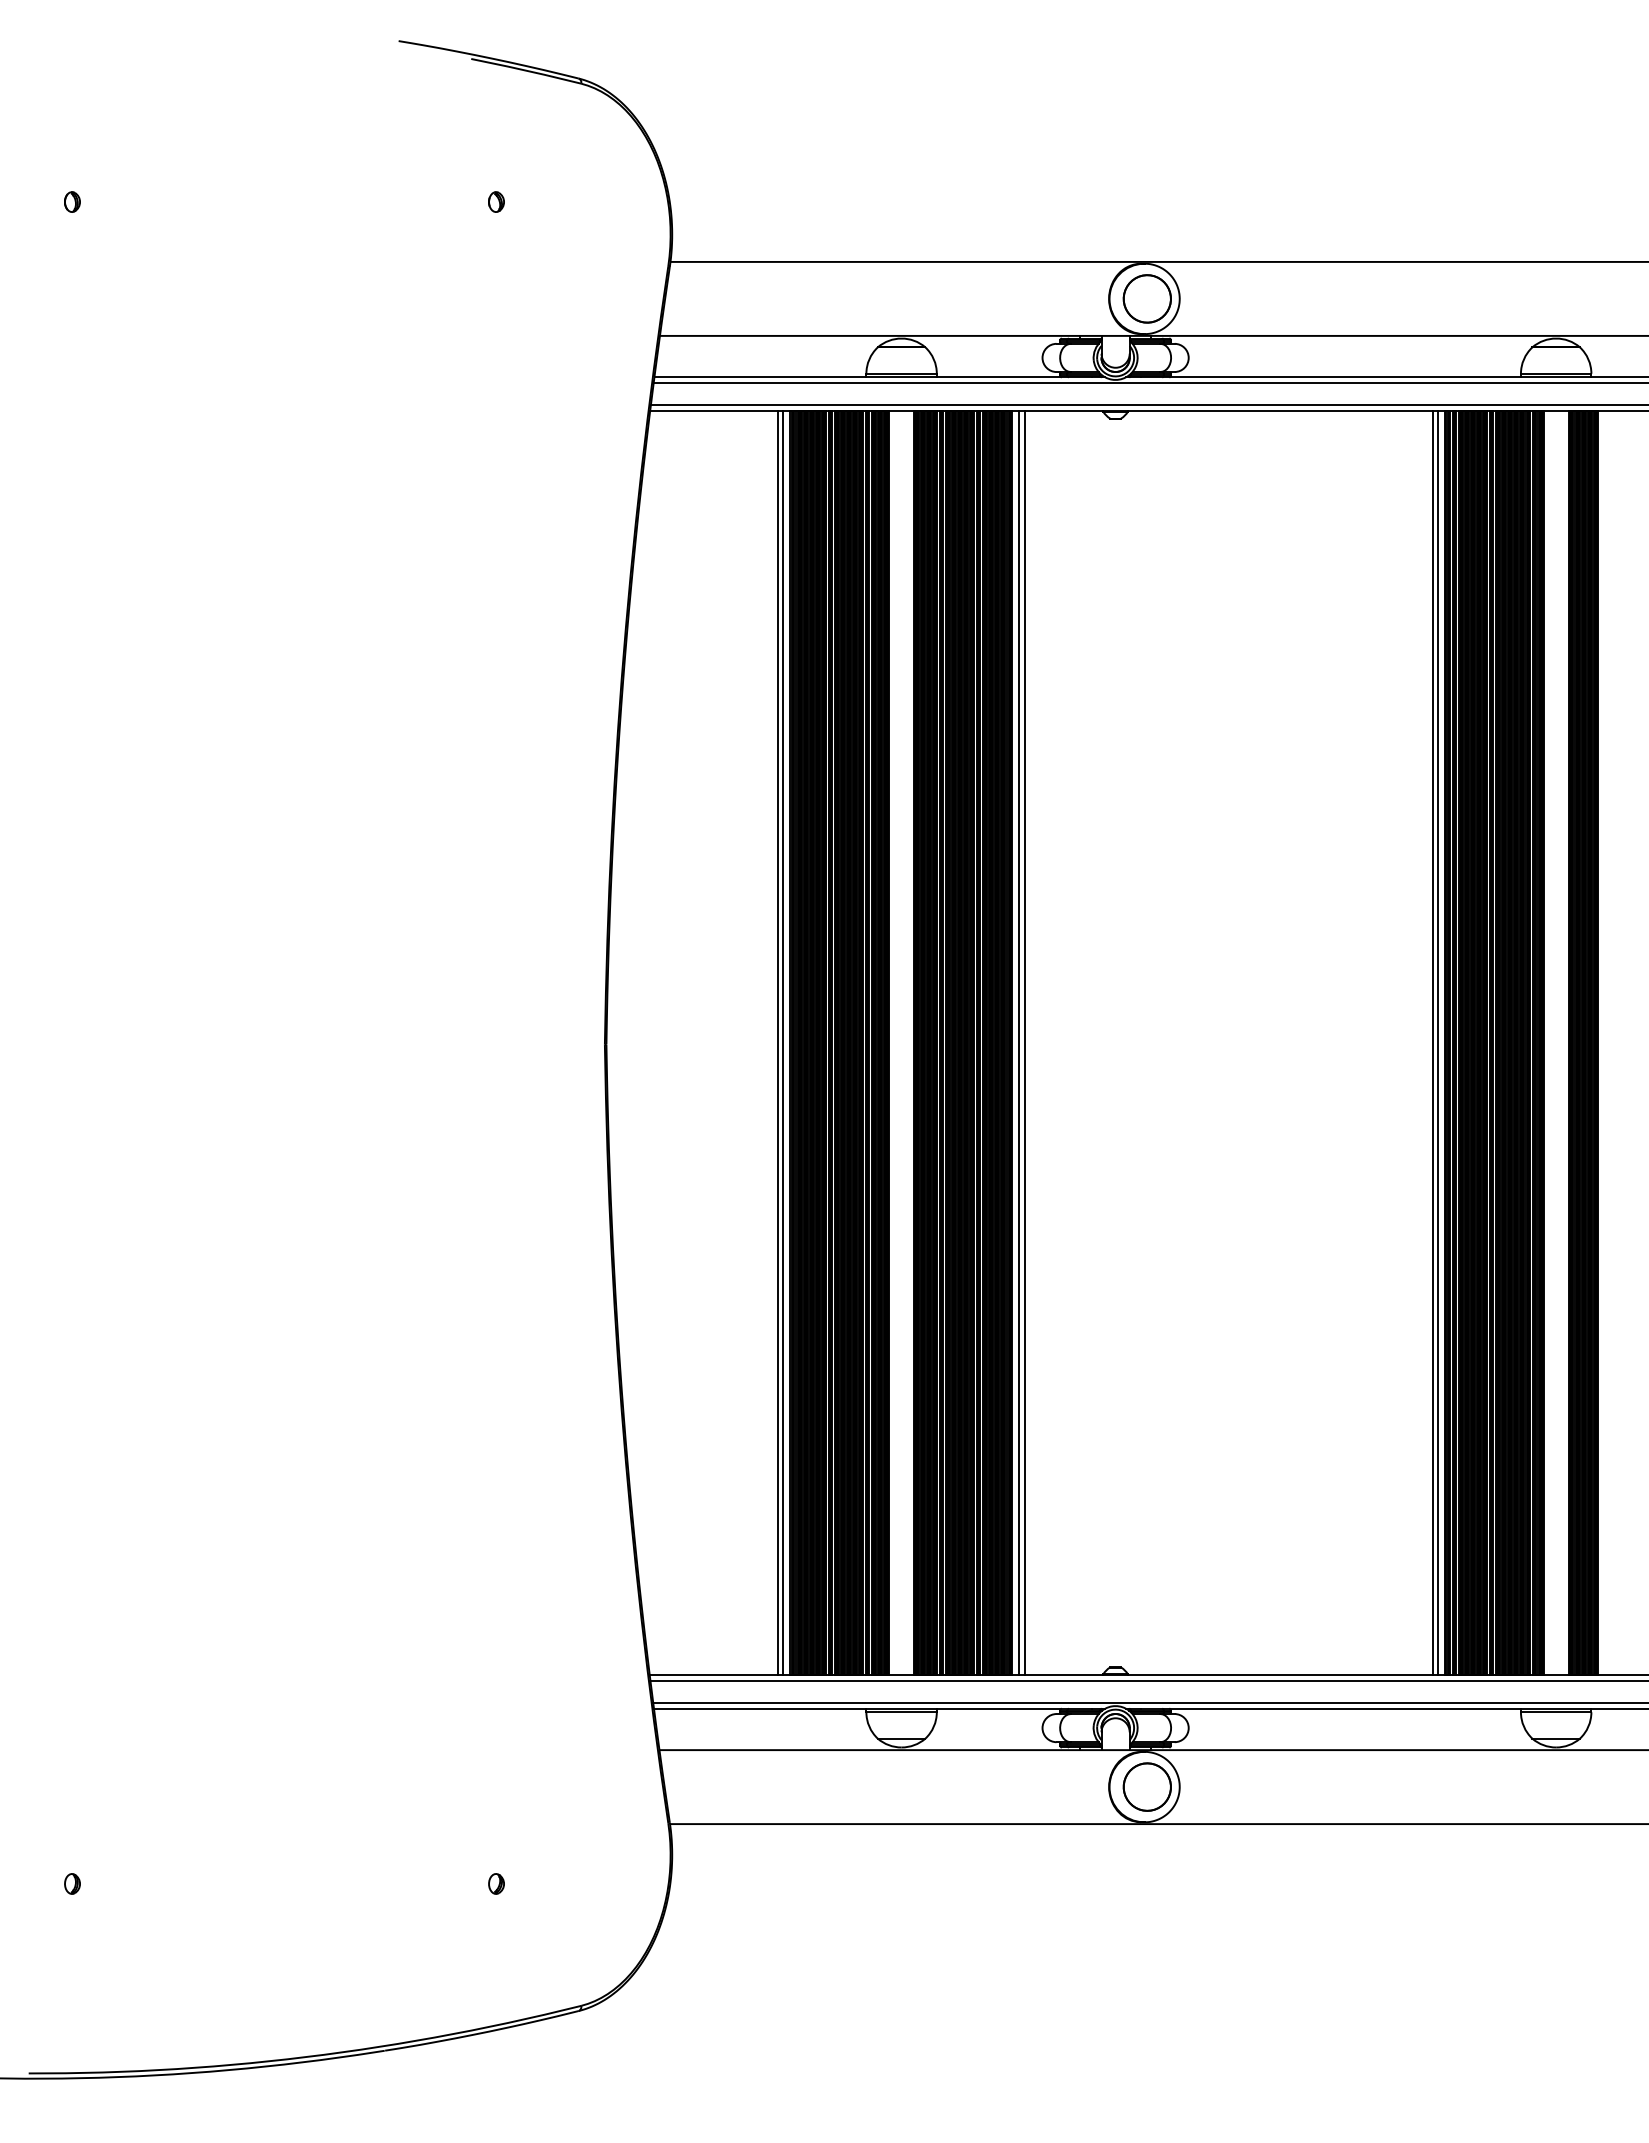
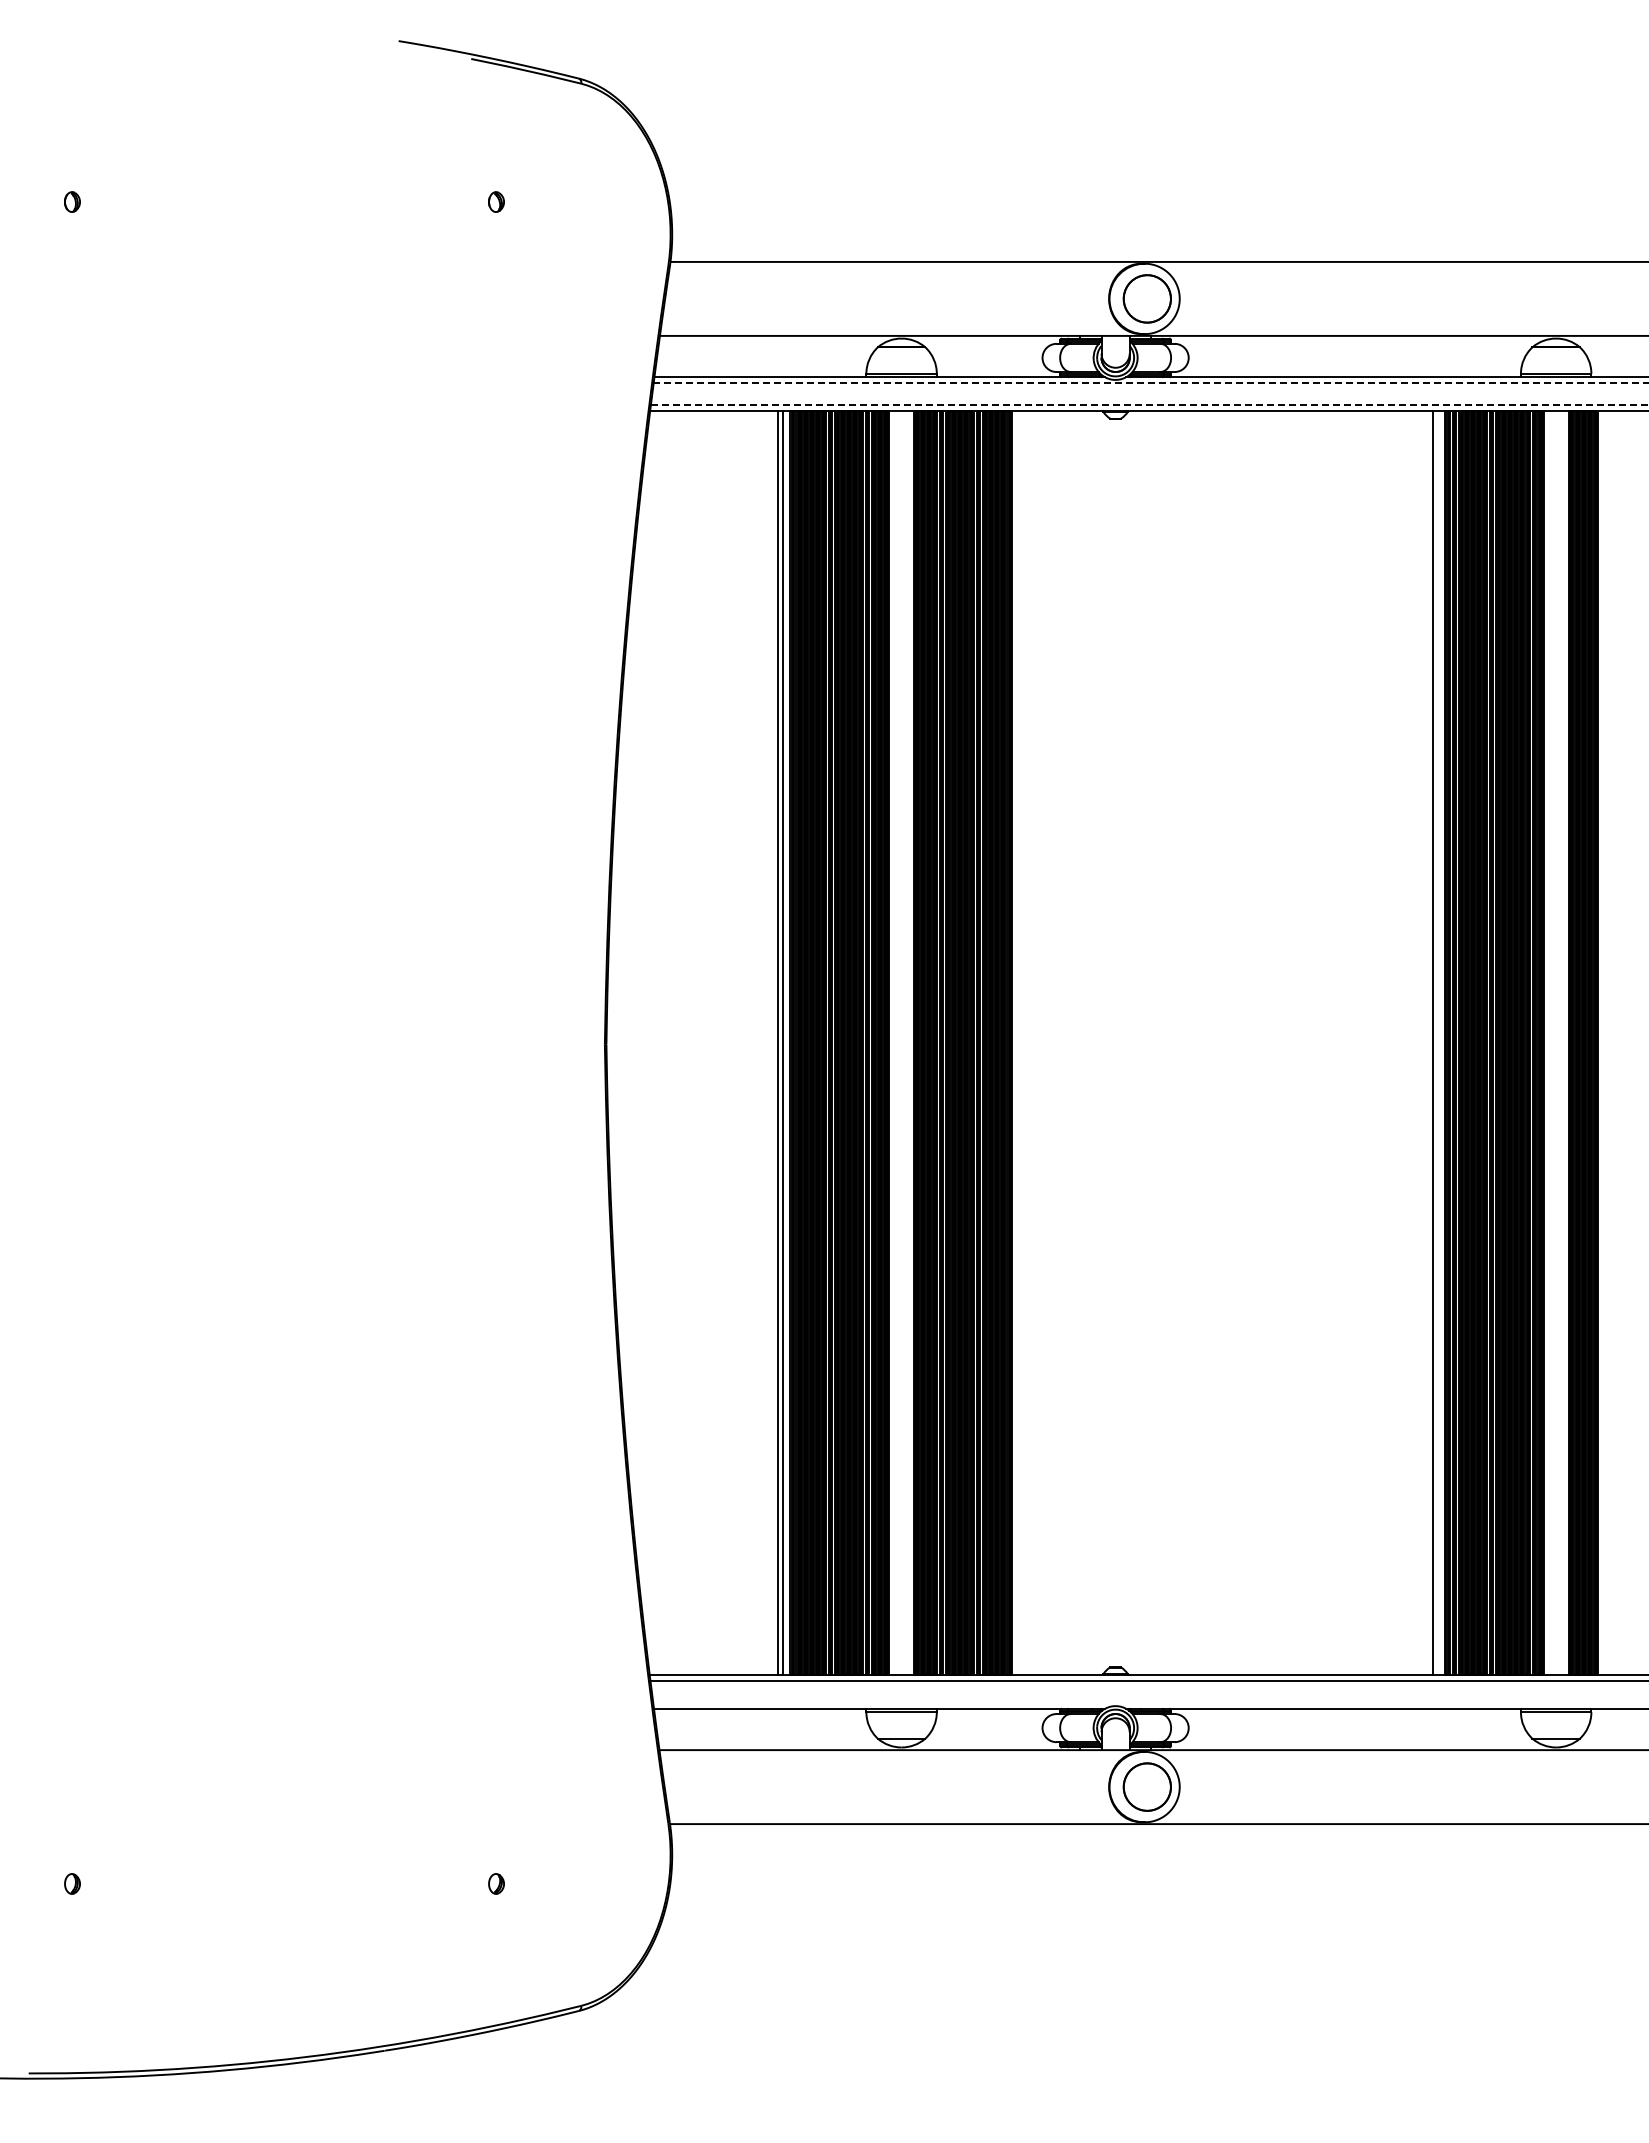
line: solid -> dashed (1150, 382)
line: solid -> dashed (1149, 405)
line: present -> none (1019, 1042)
line: present -> none (1024, 1042)
line: present -> none (1438, 1042)
line: present -> none (1149, 1703)
